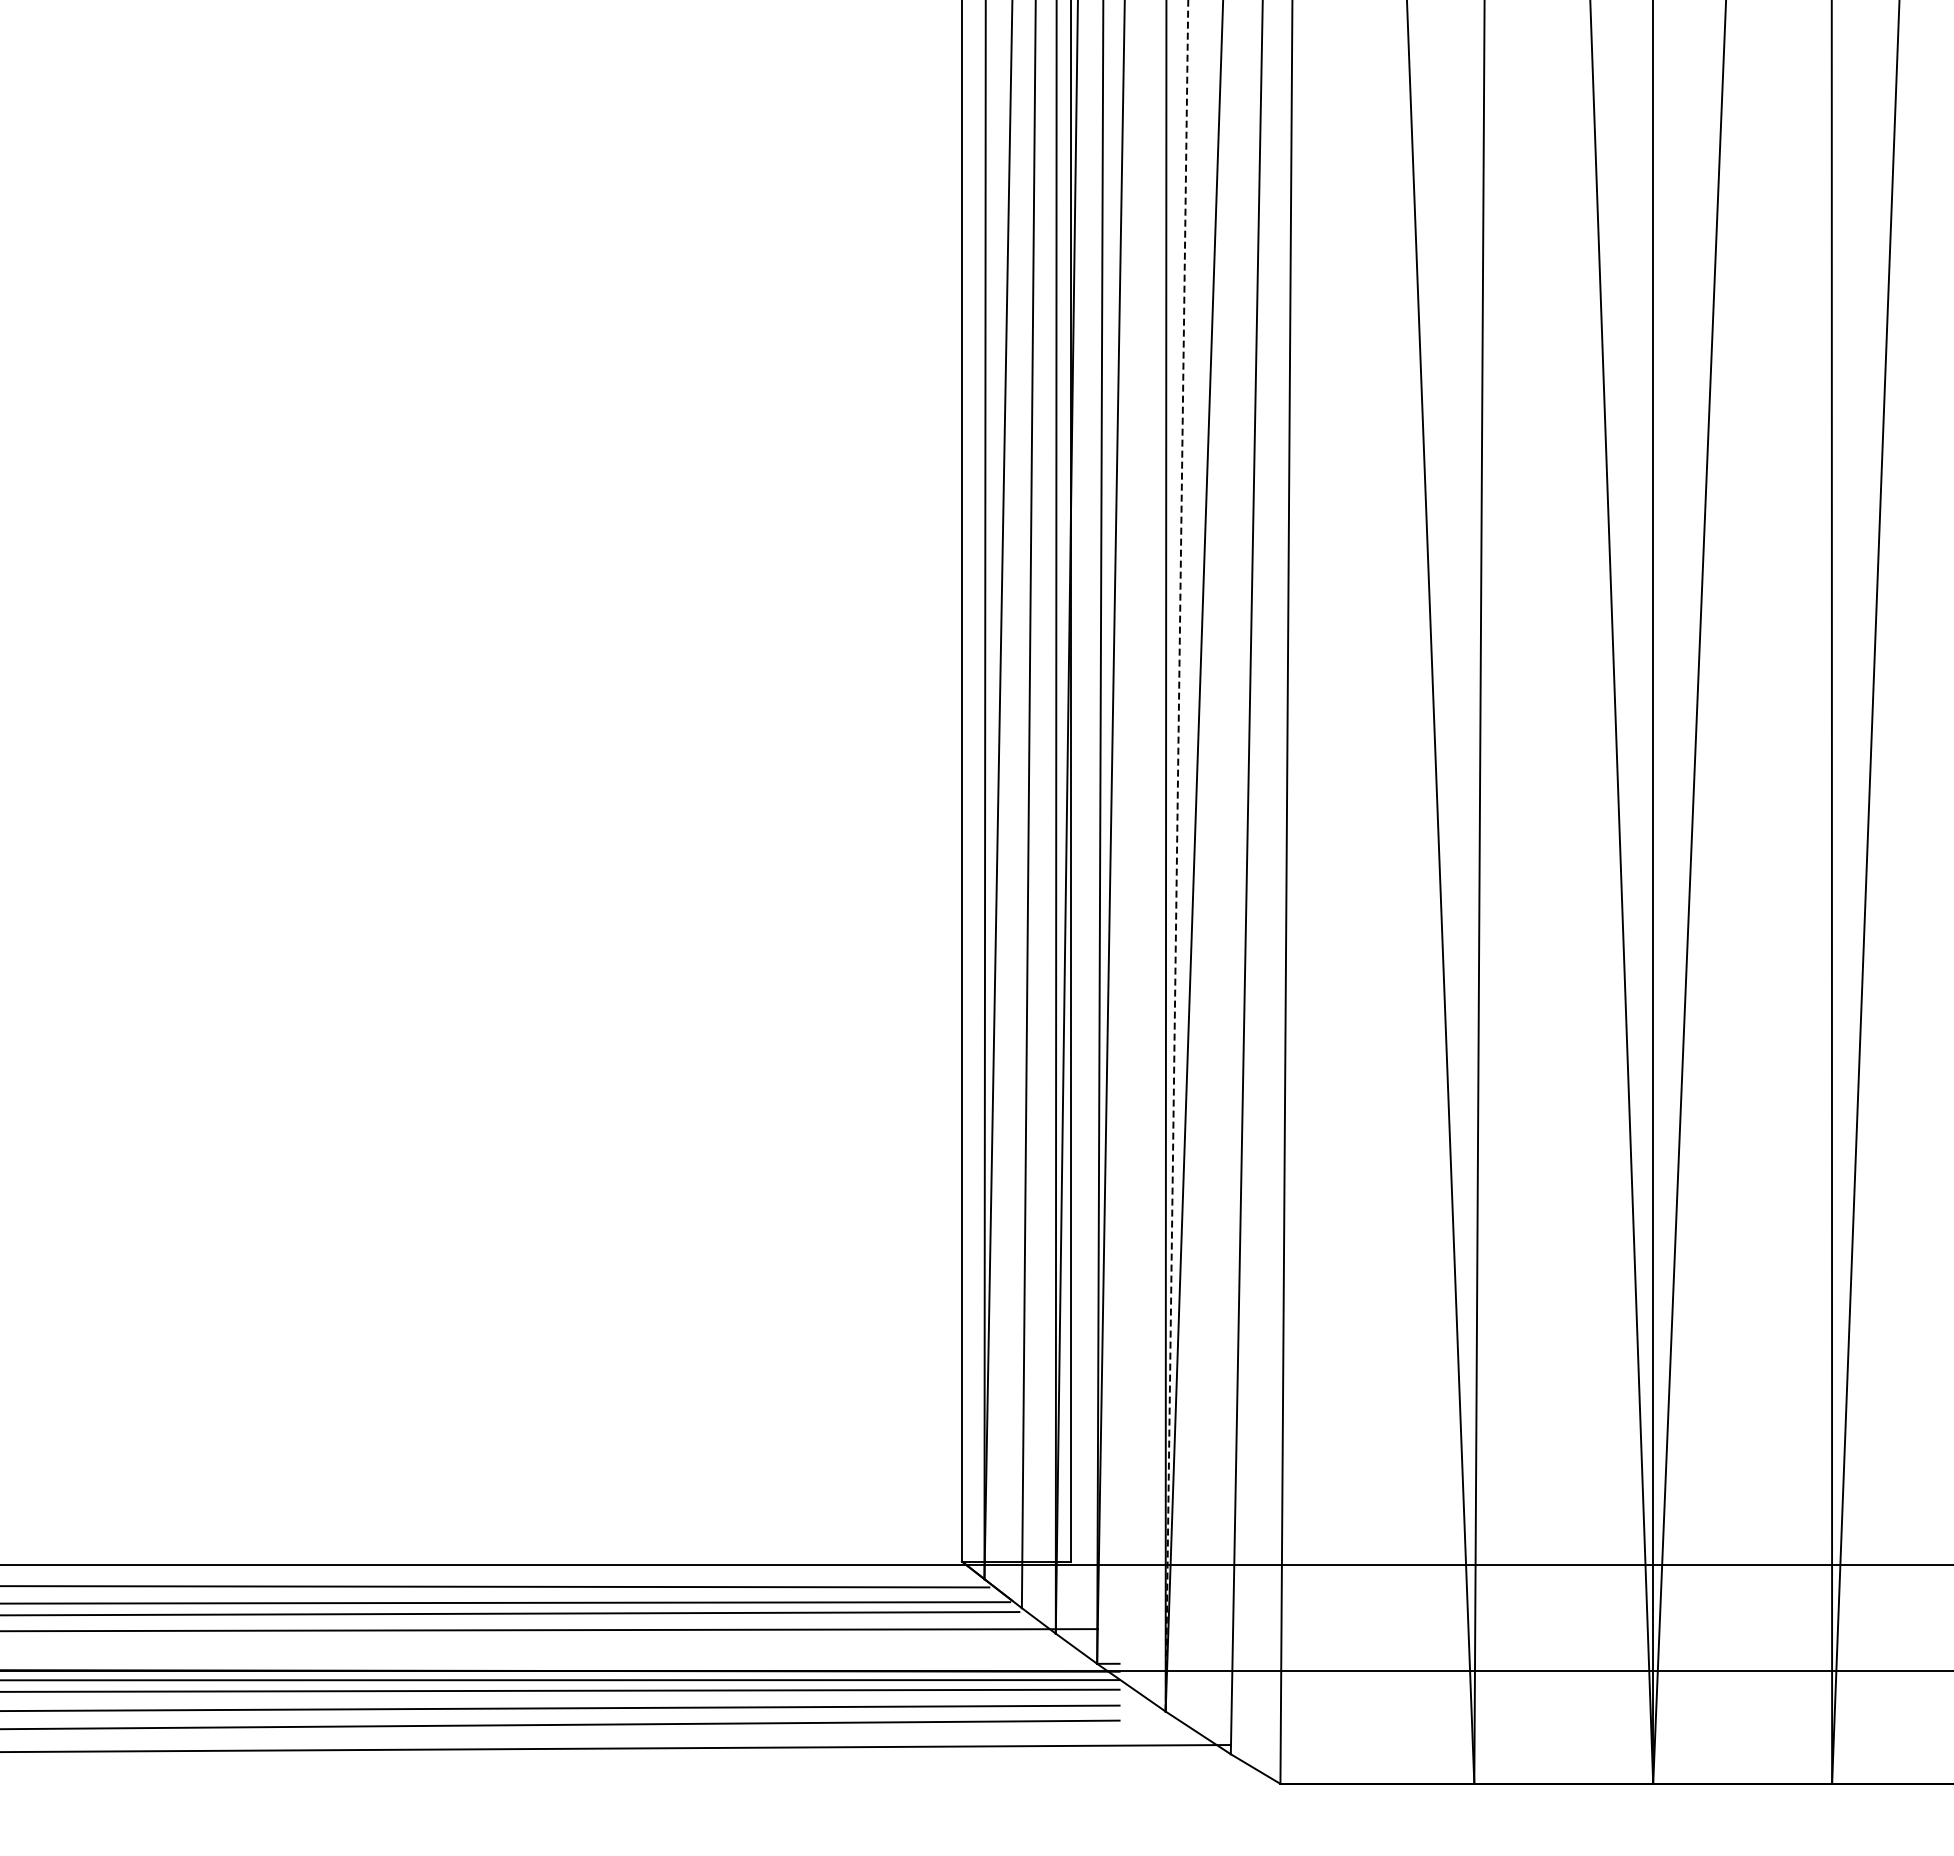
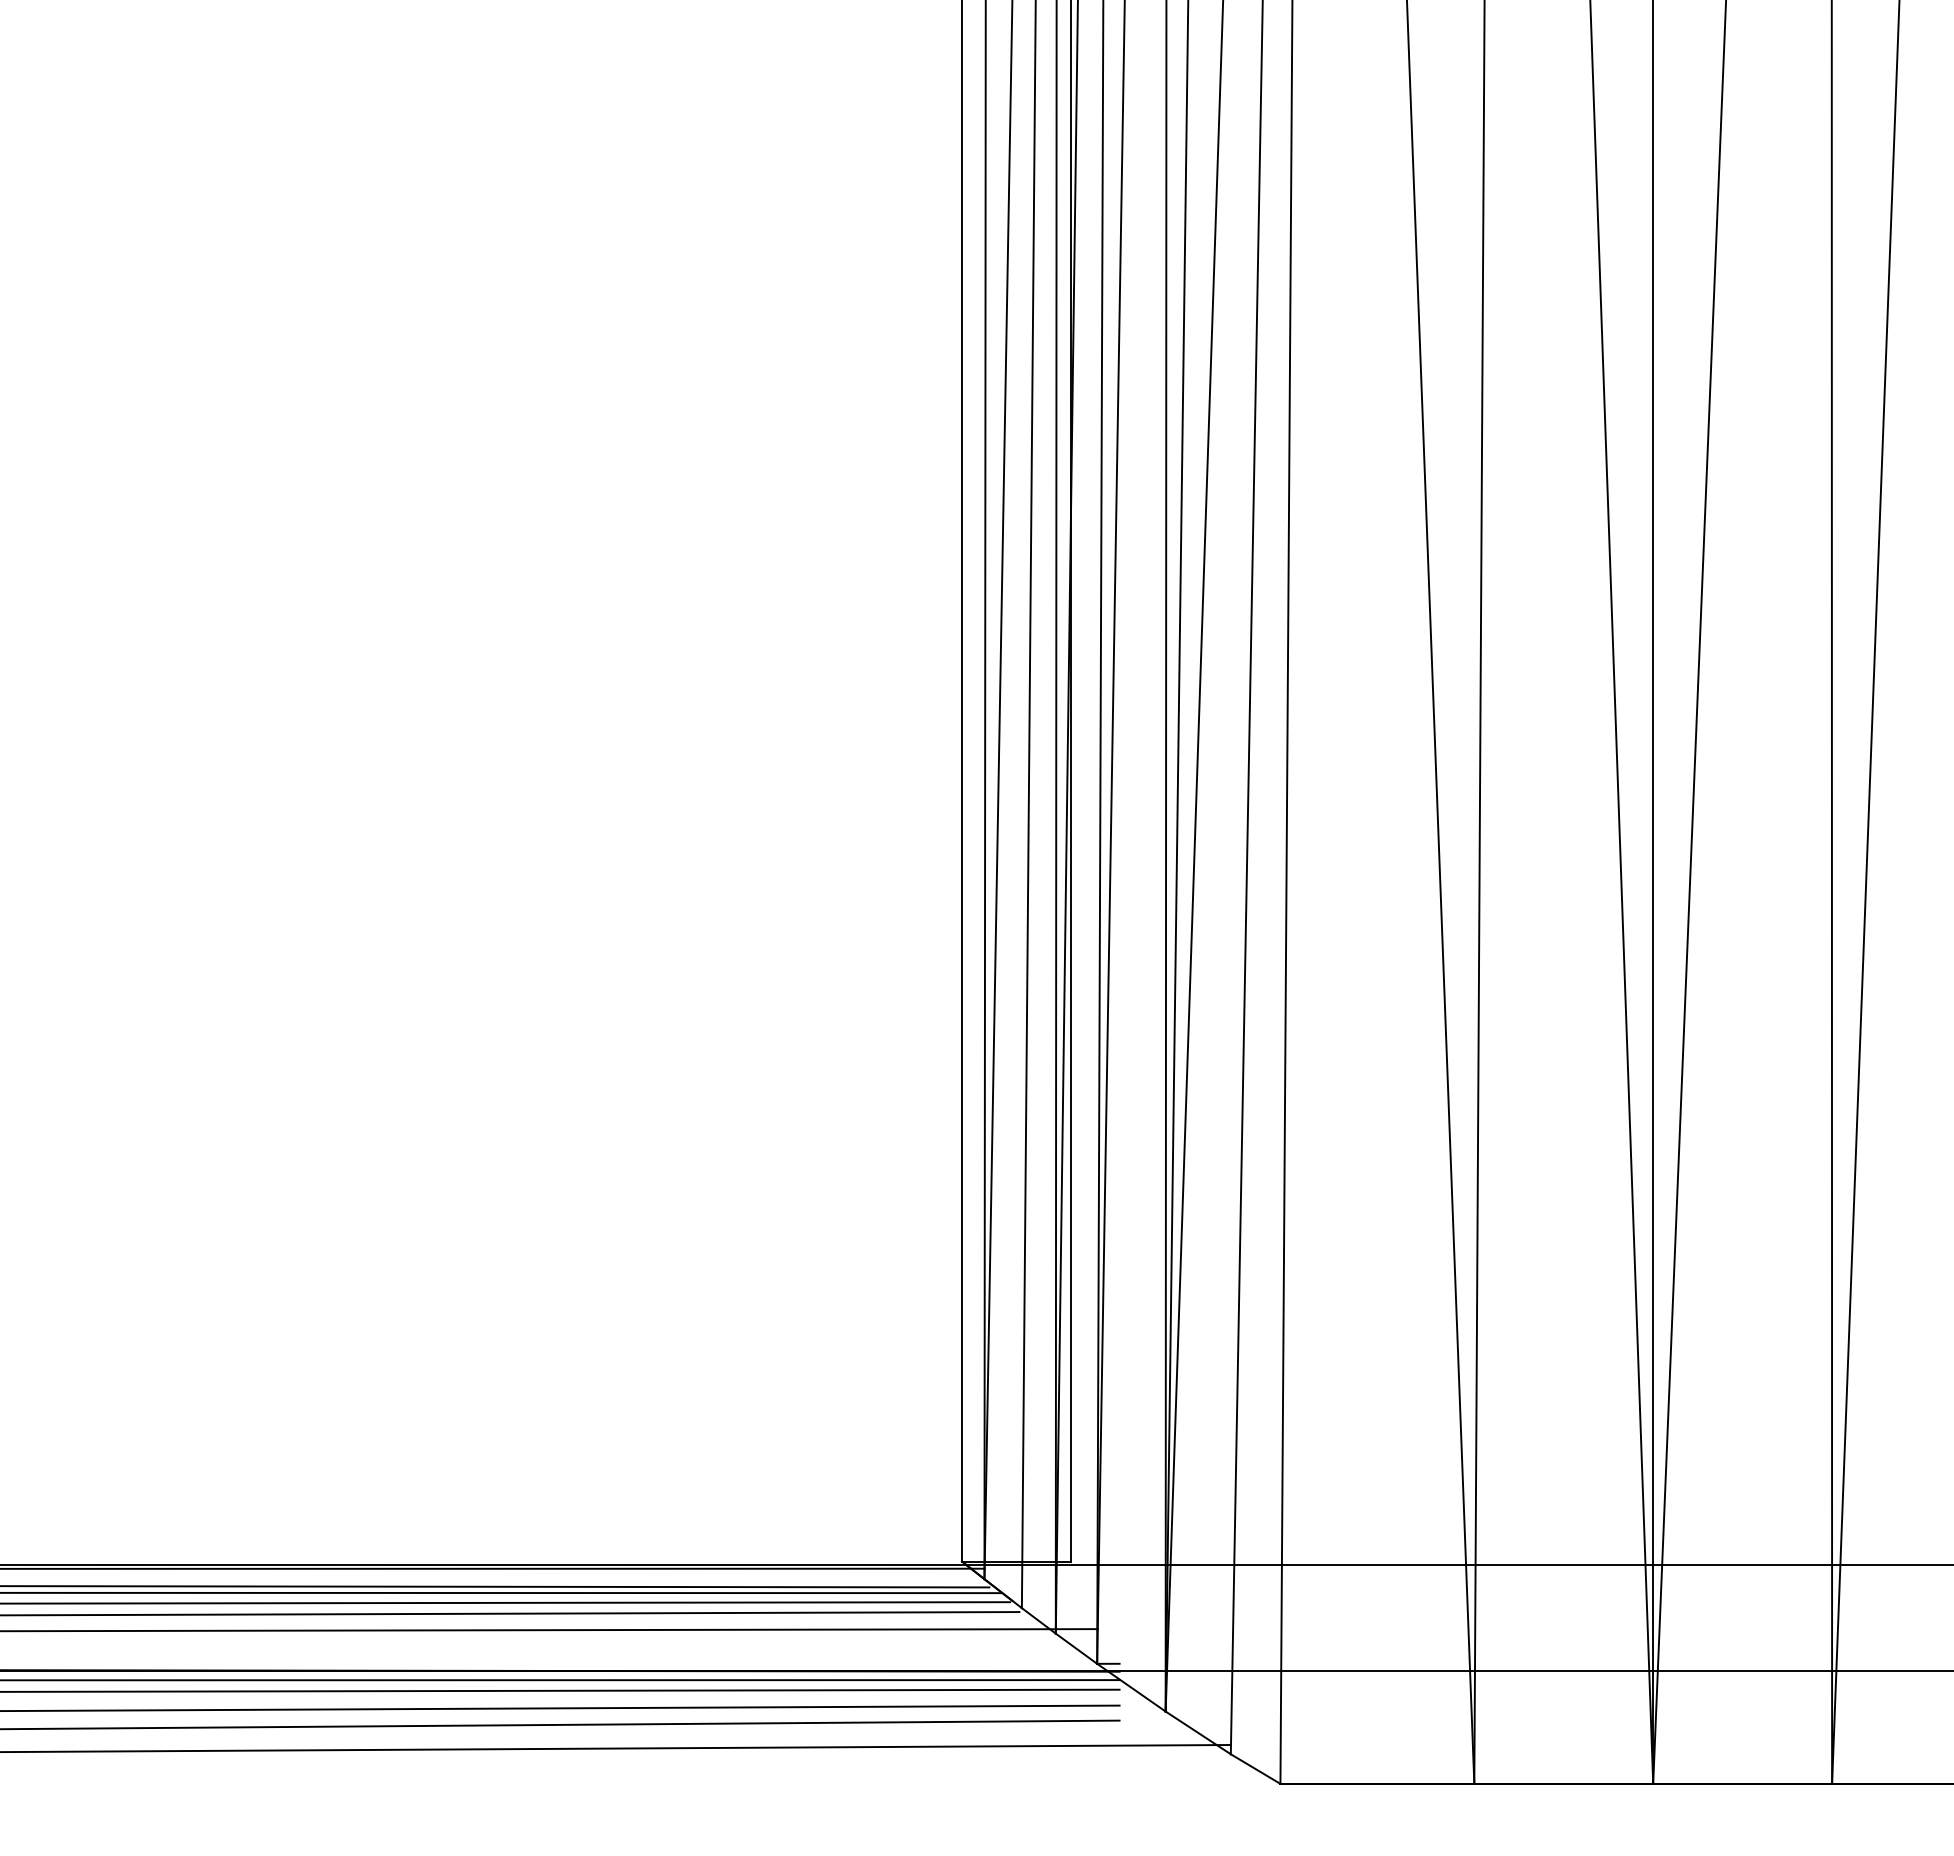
line: dashed -> solid (1176, 855)
line: none -> present (493, 1568)
line: none -> present (501, 1592)
